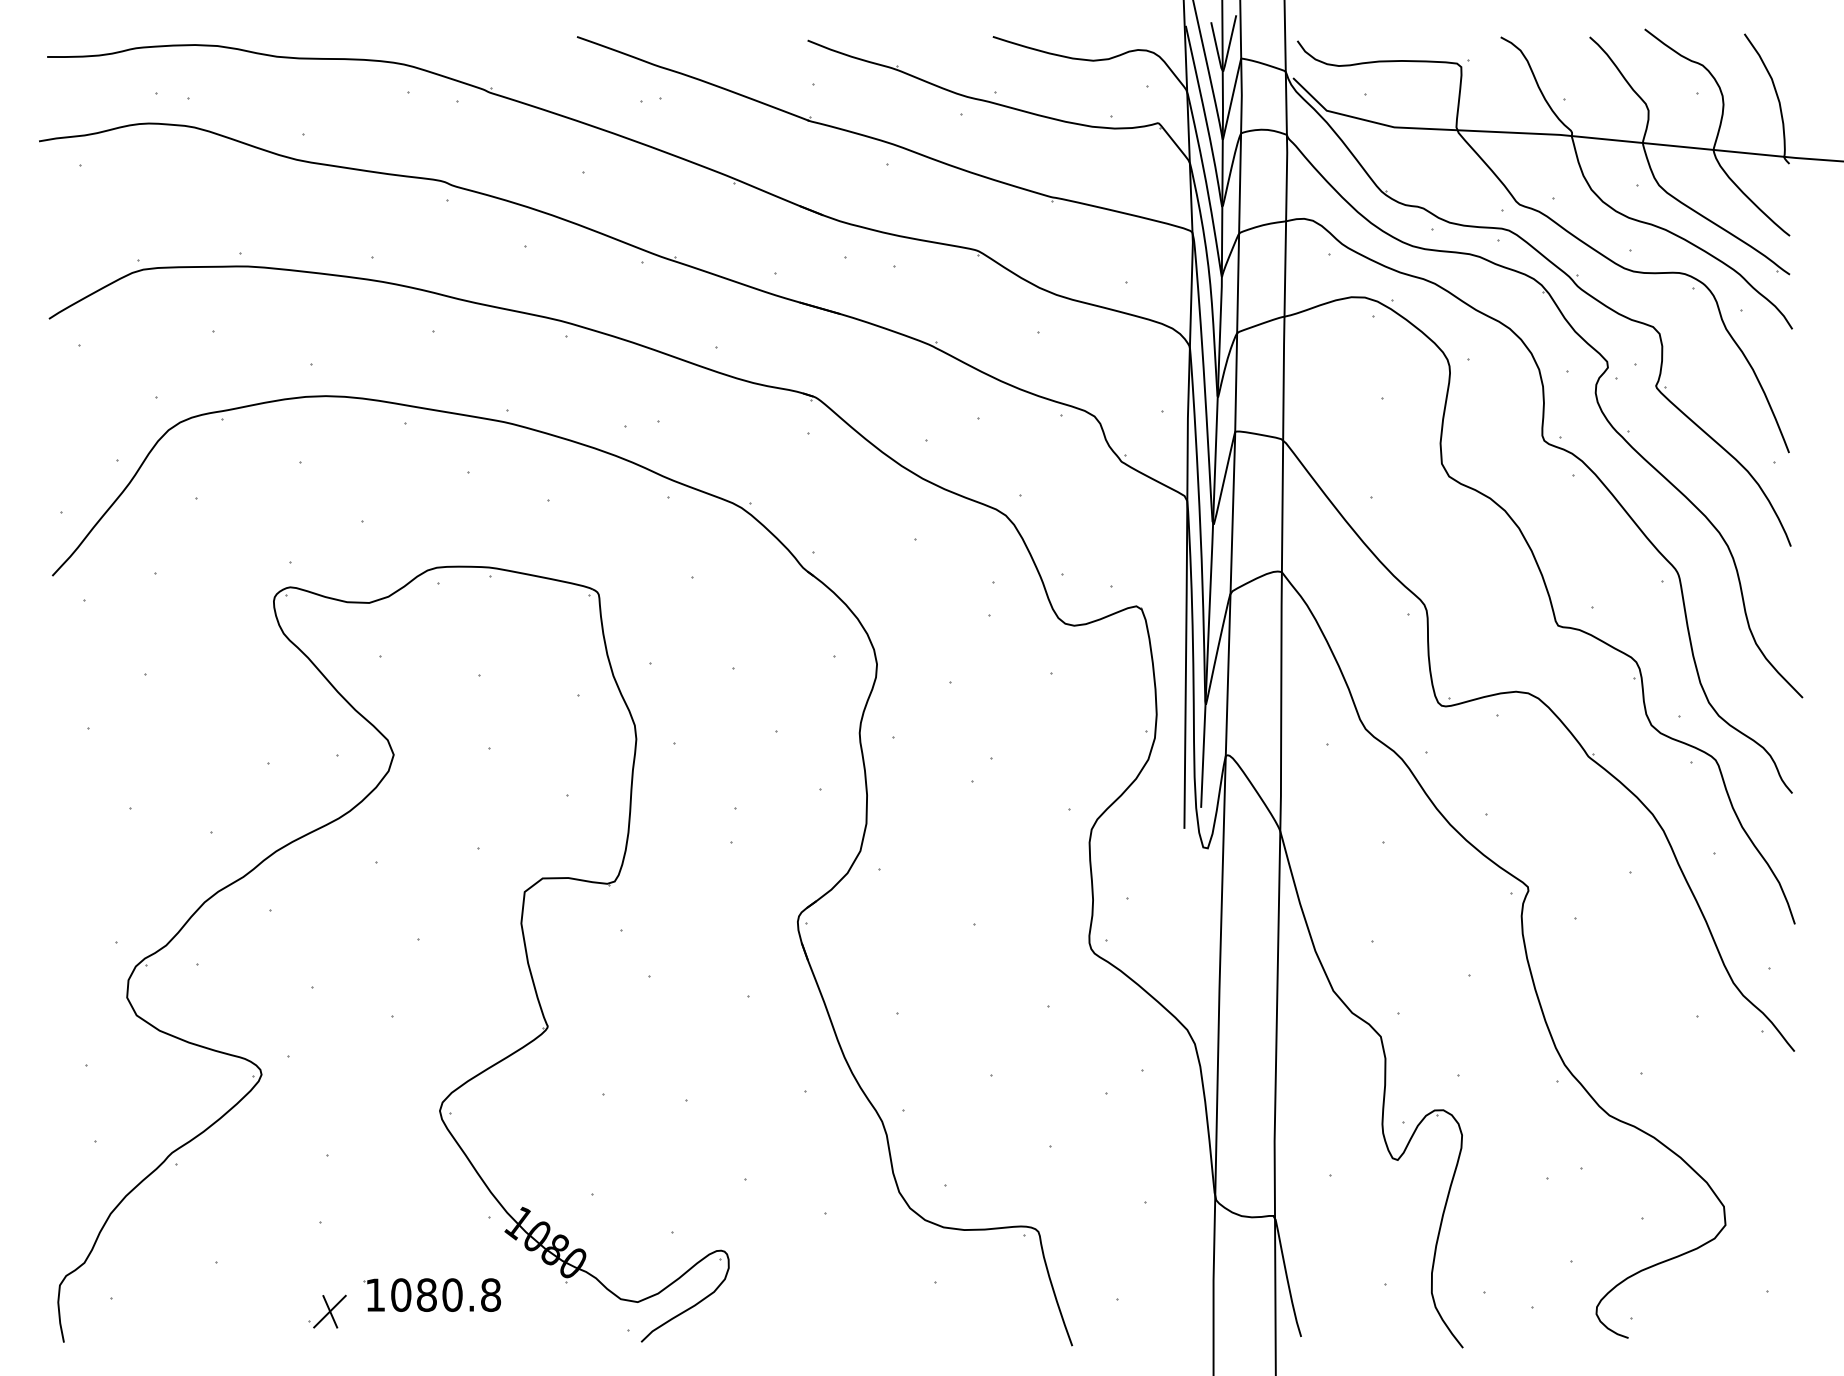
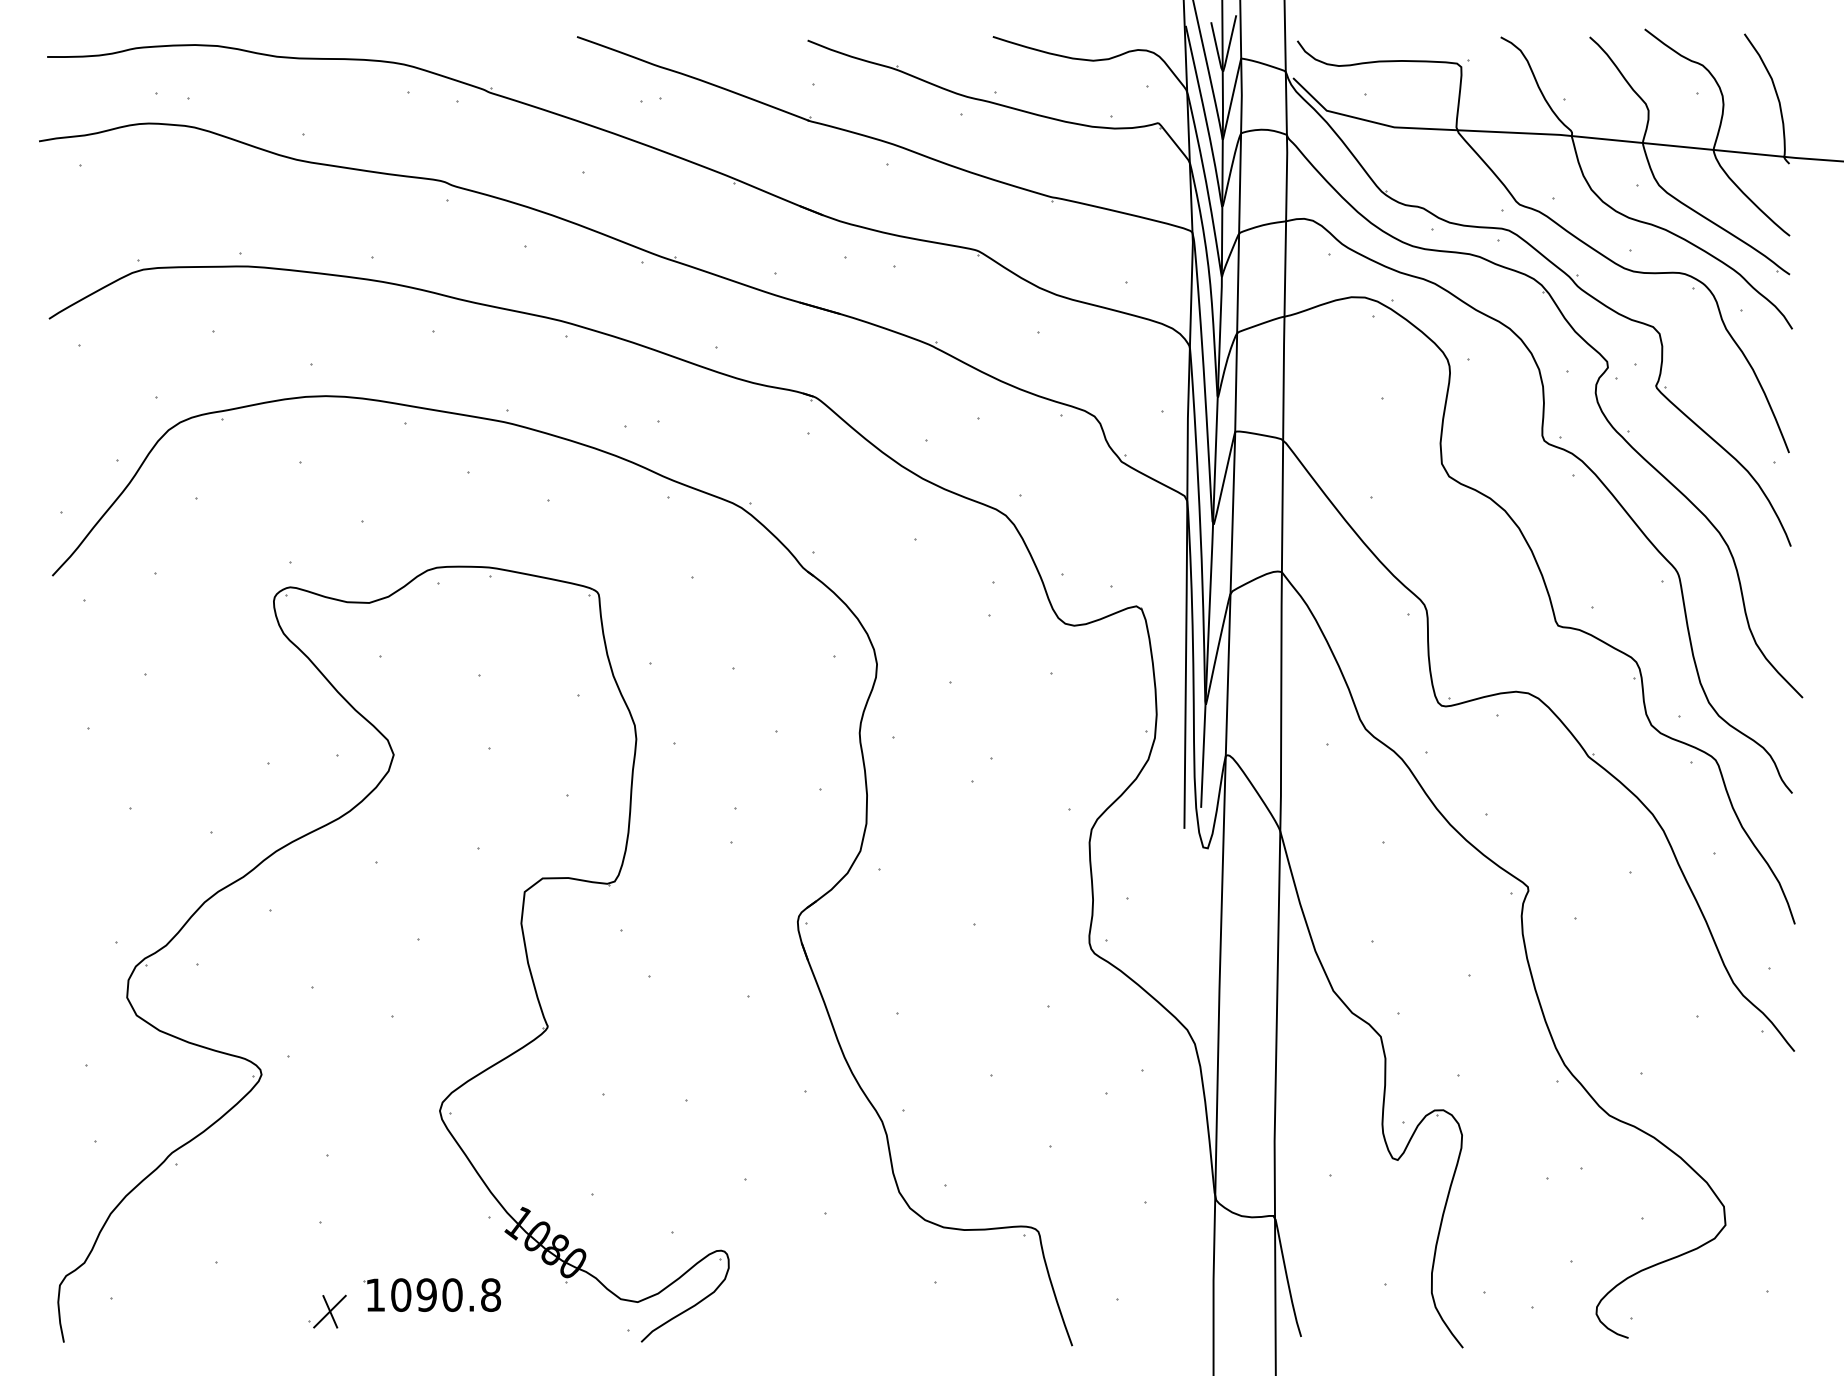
text: 1080.8 -> 1090.8 (426, 1294)
